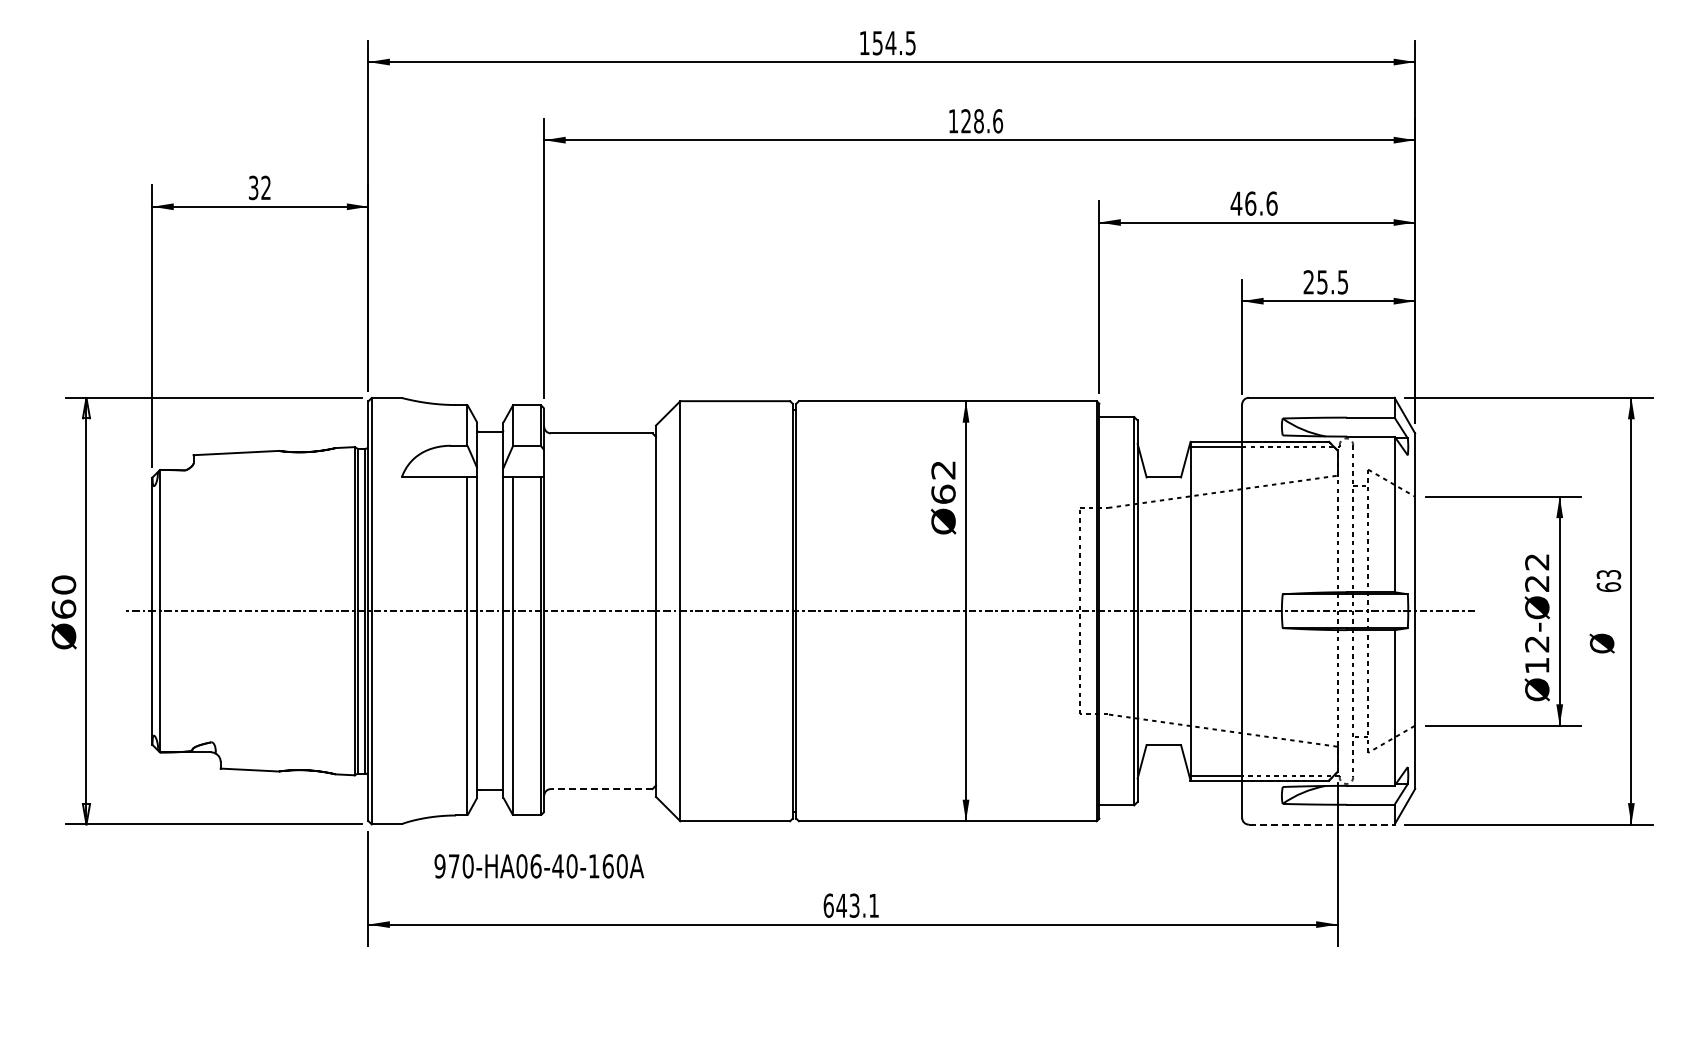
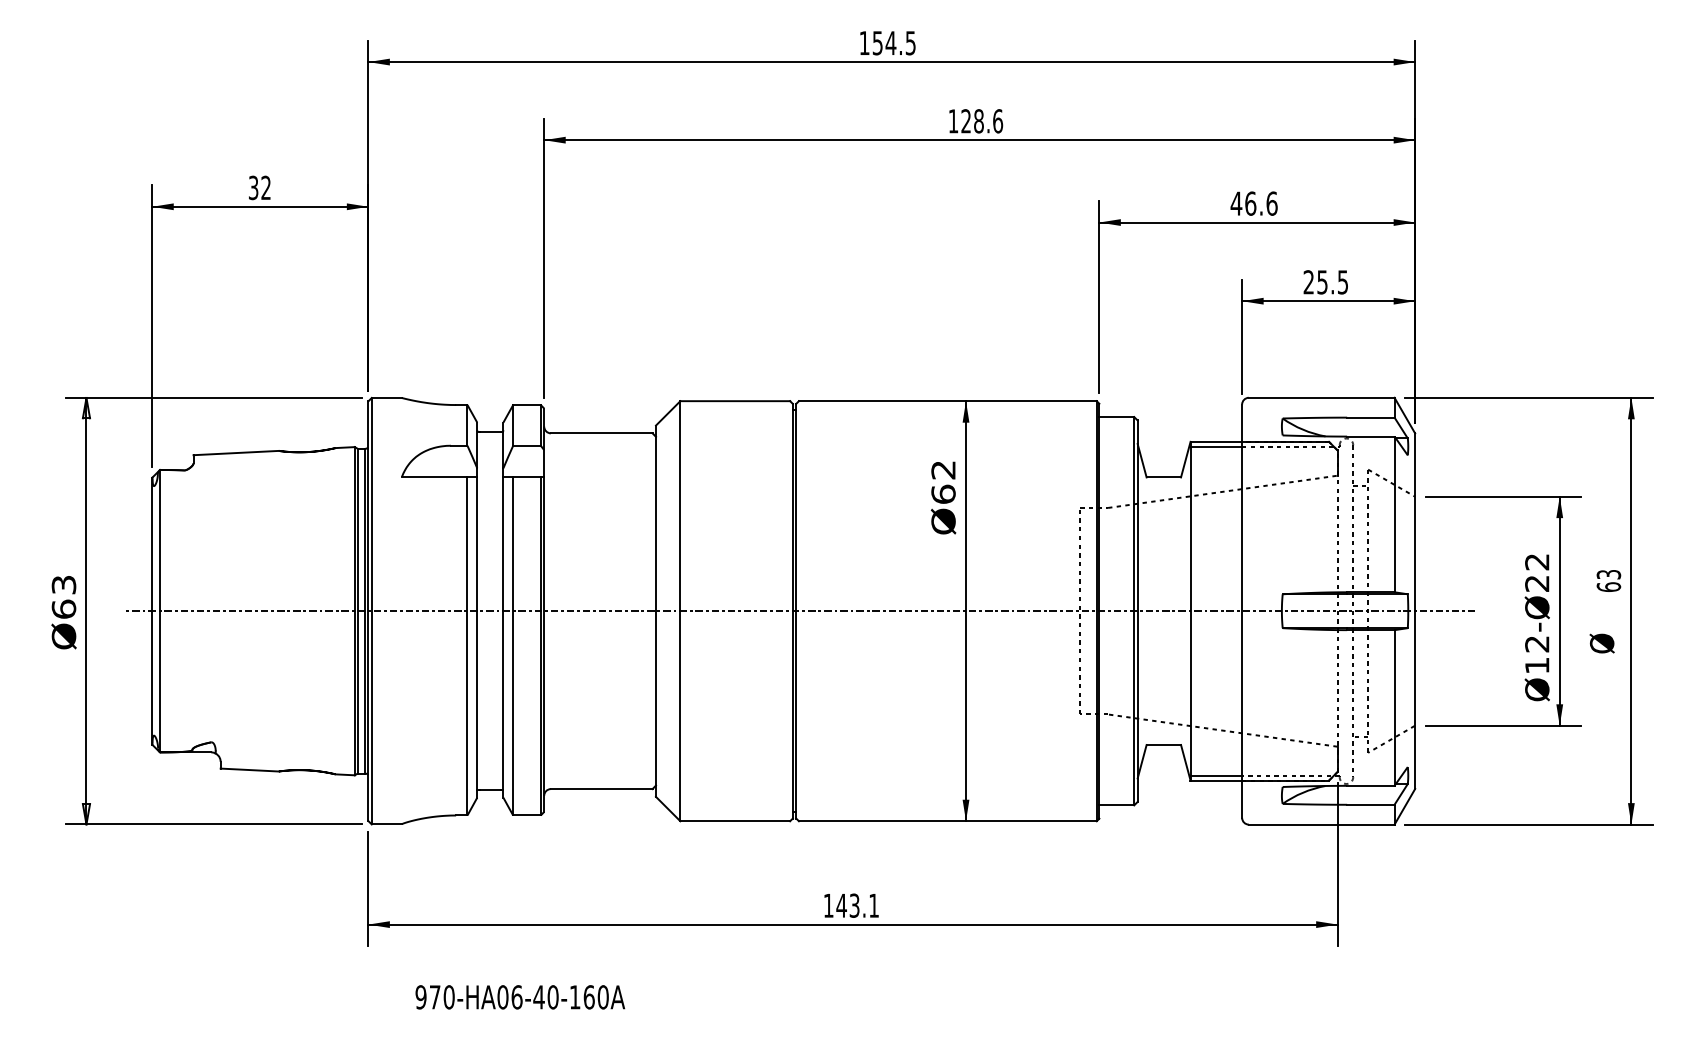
text: Ø60 -> Ø63 (63, 584)
line: dashed -> solid (601, 789)
line: dashed -> solid (1321, 824)
text position: (539, 866) -> (520, 997) (520, 997)
text: 643.1 -> 143.1 (828, 905)
